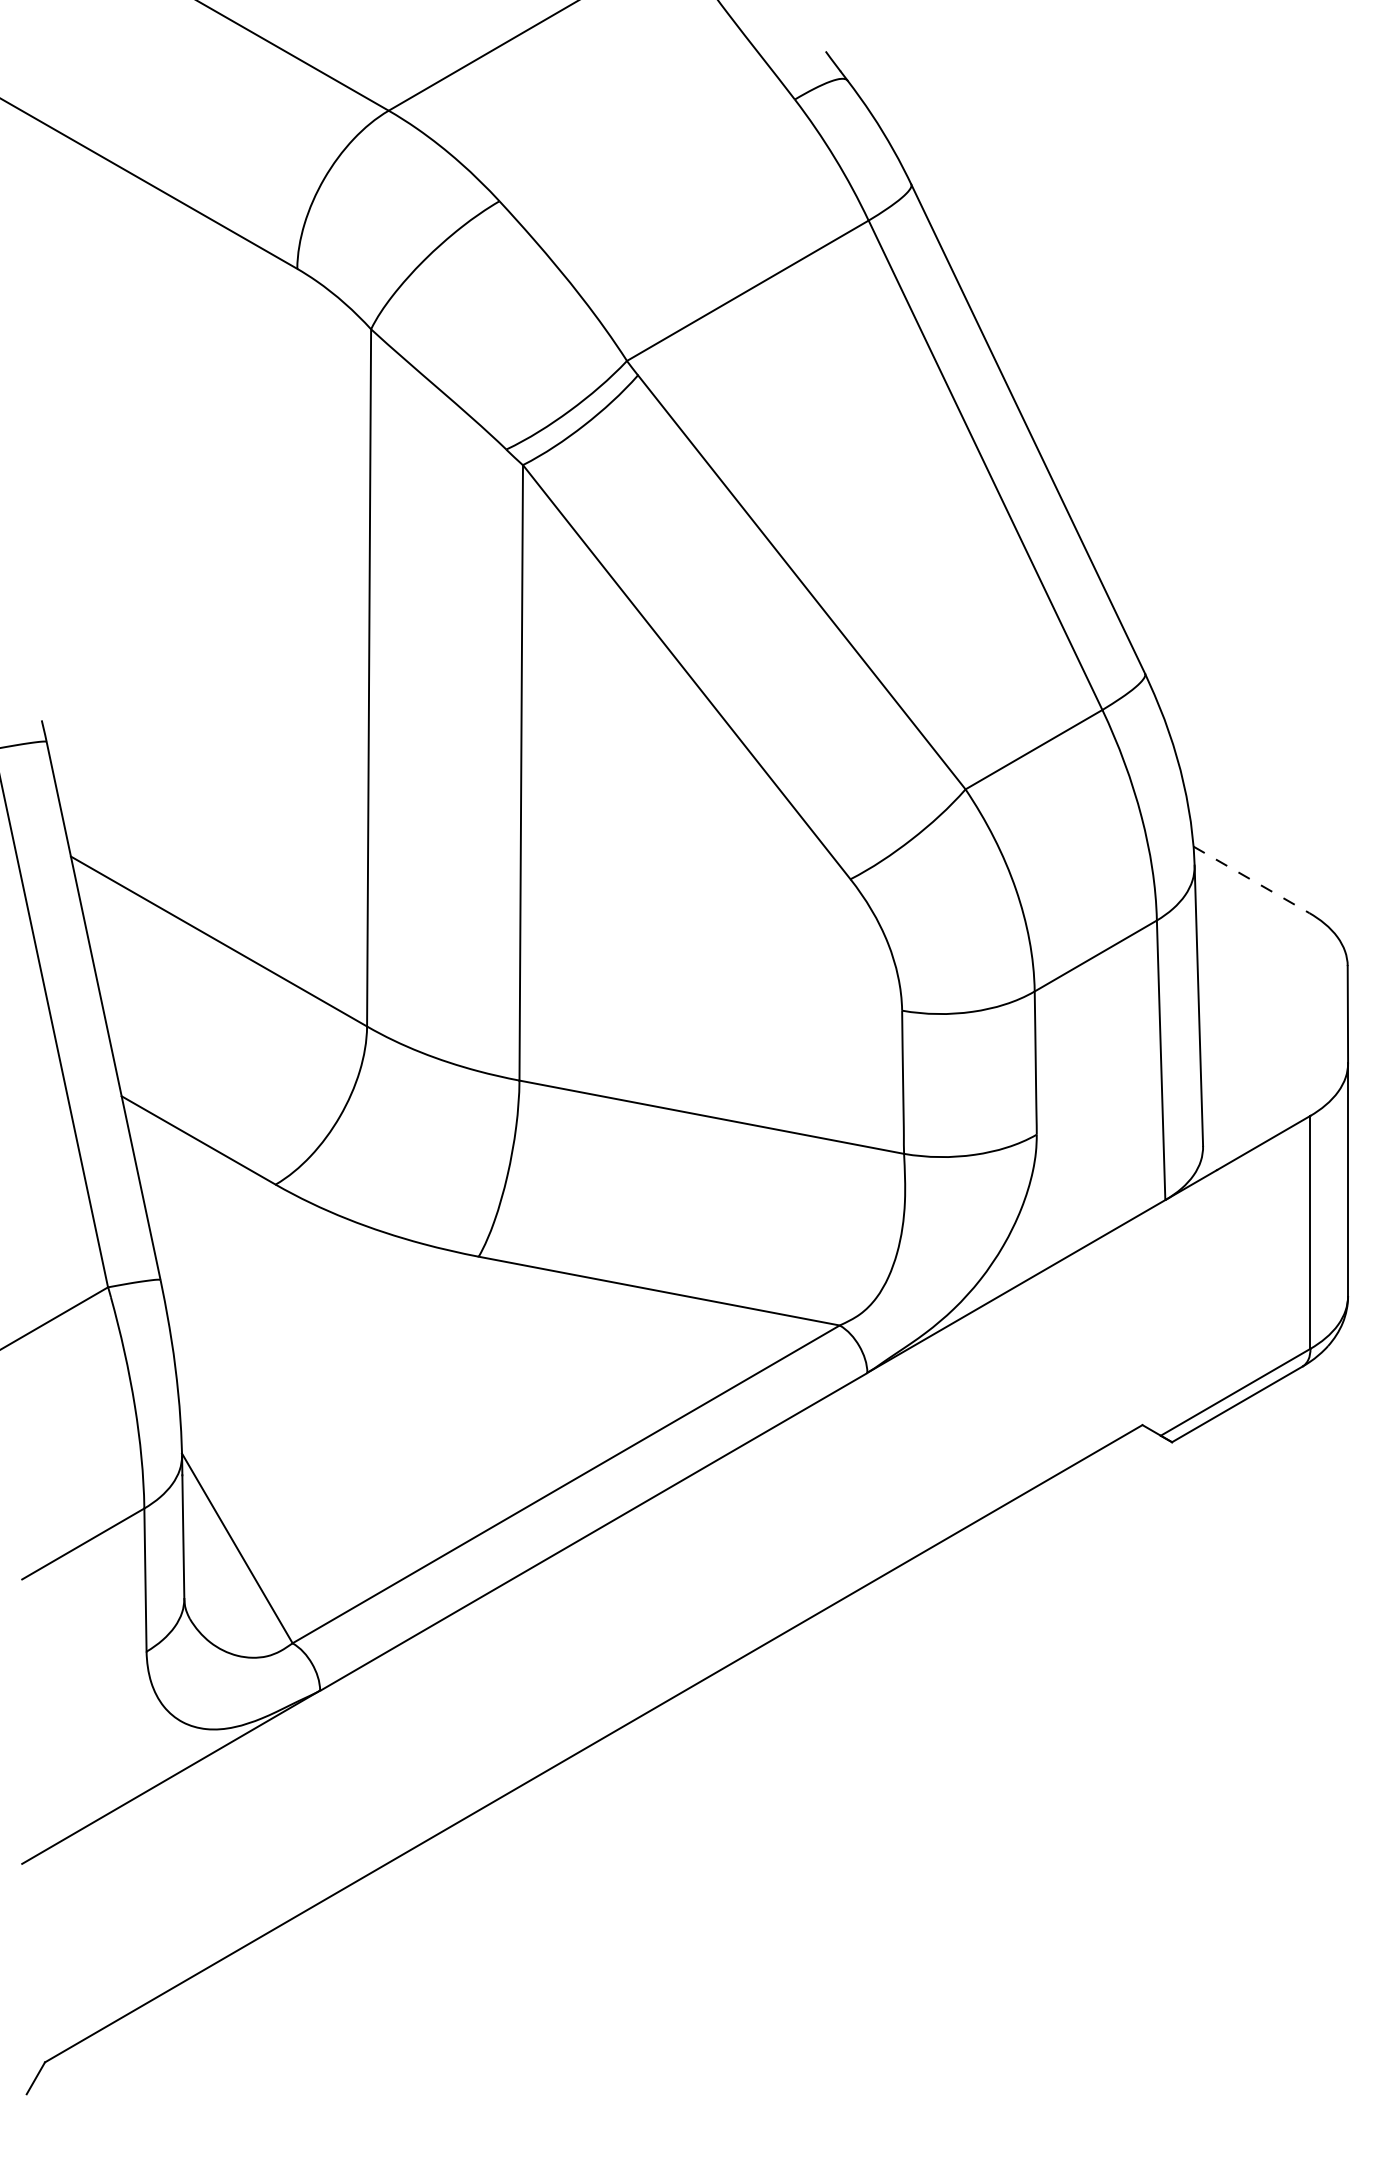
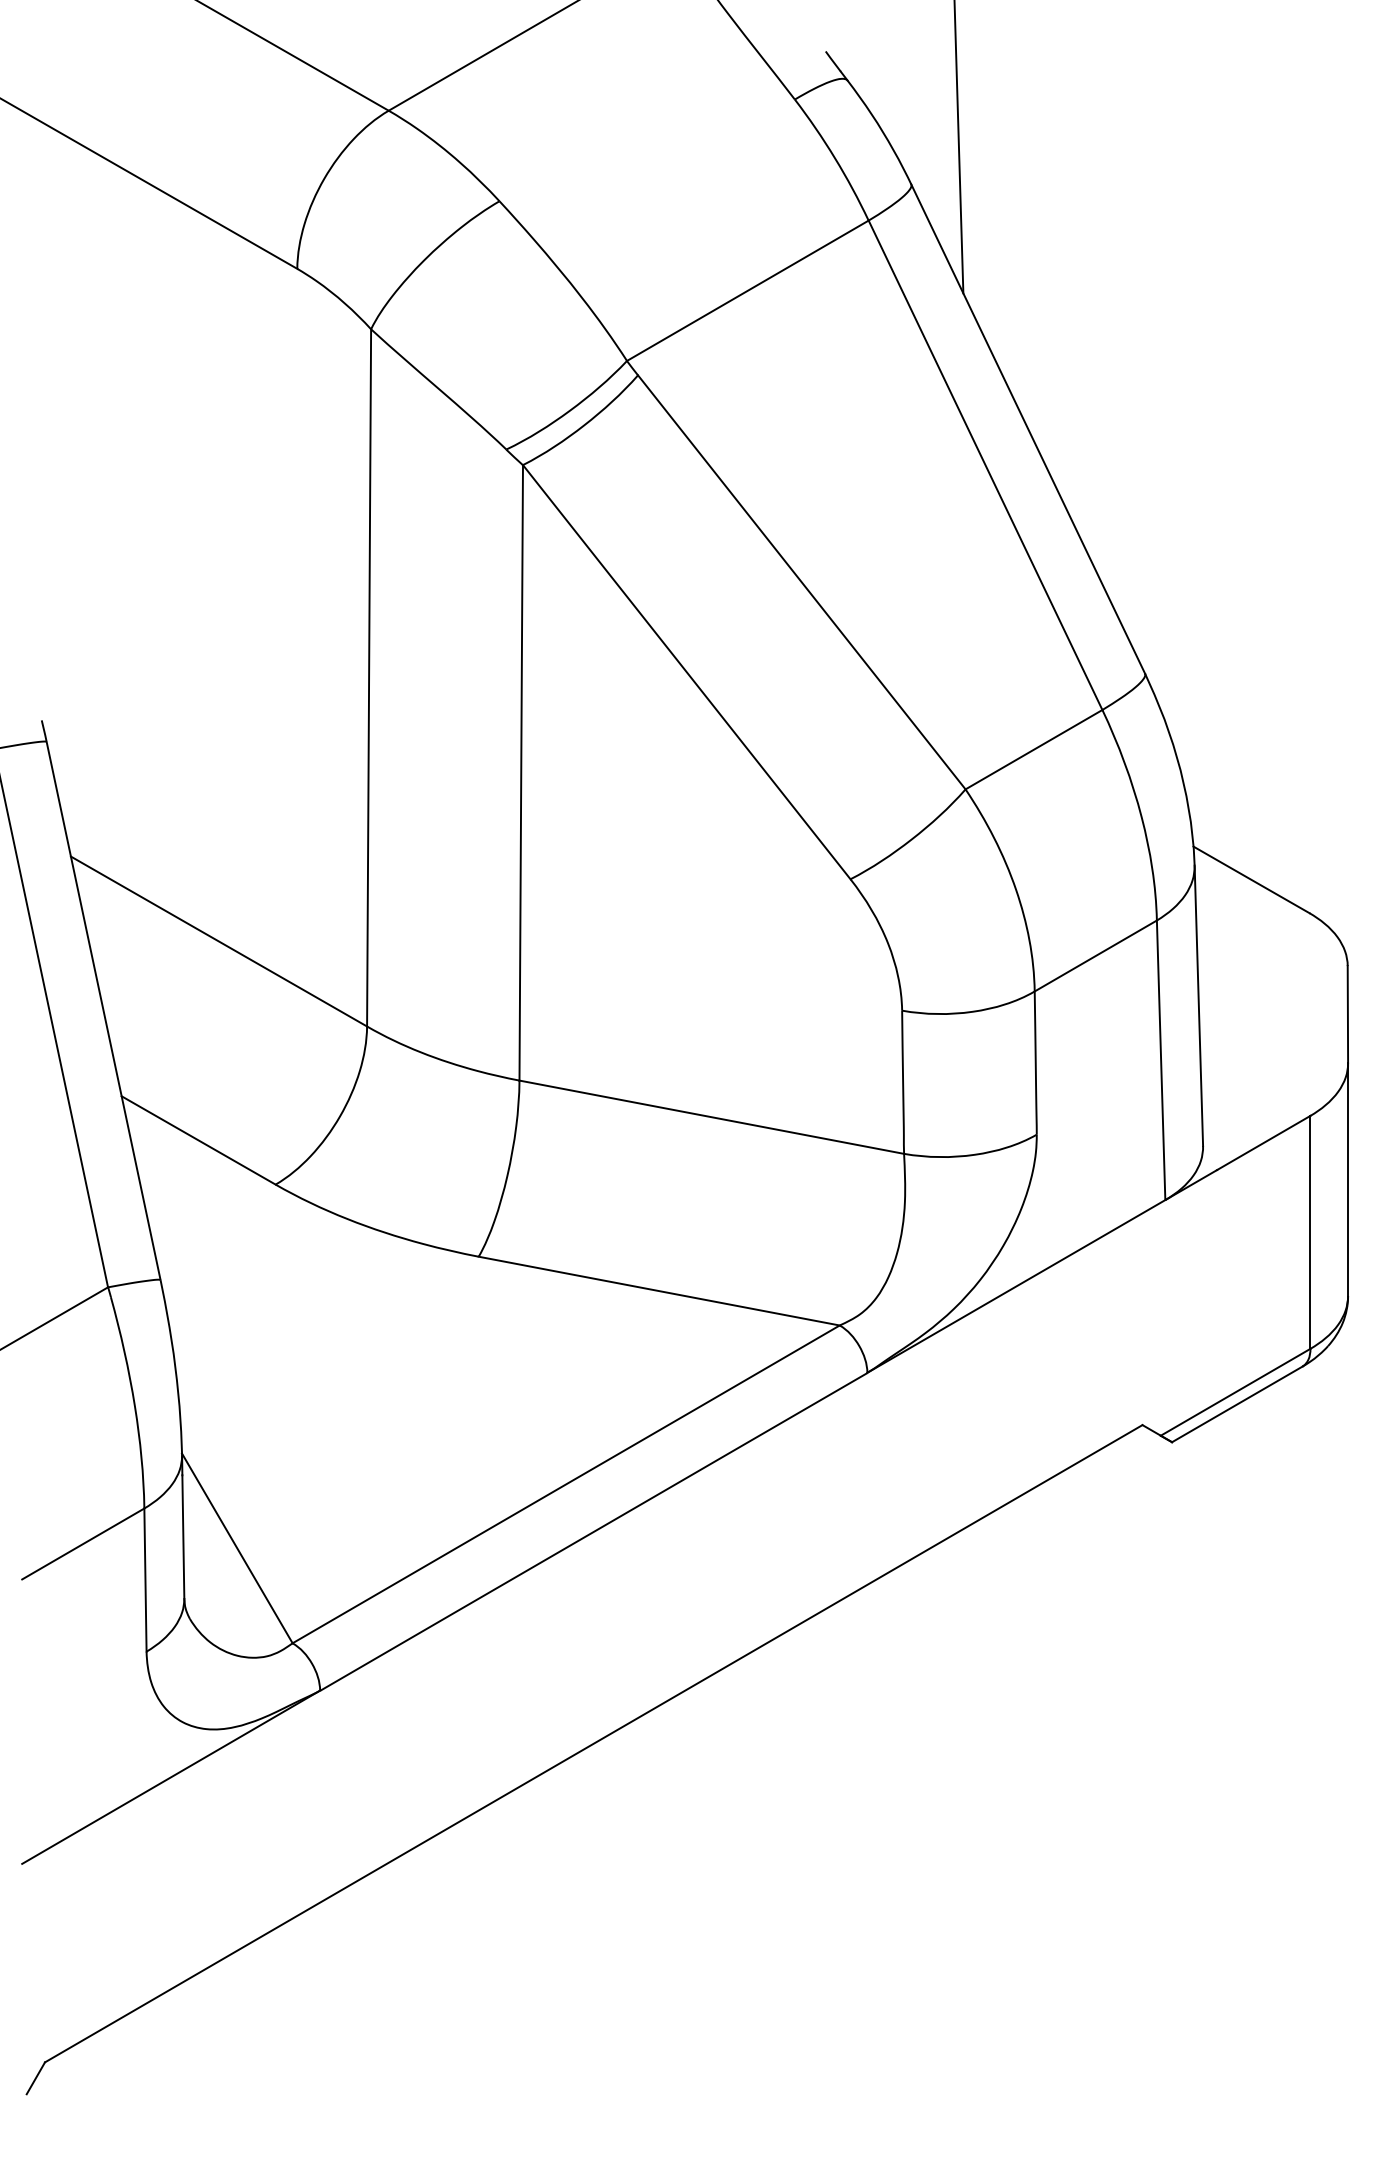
line: none -> present (958, 147)
line: dashed -> solid (1251, 879)
